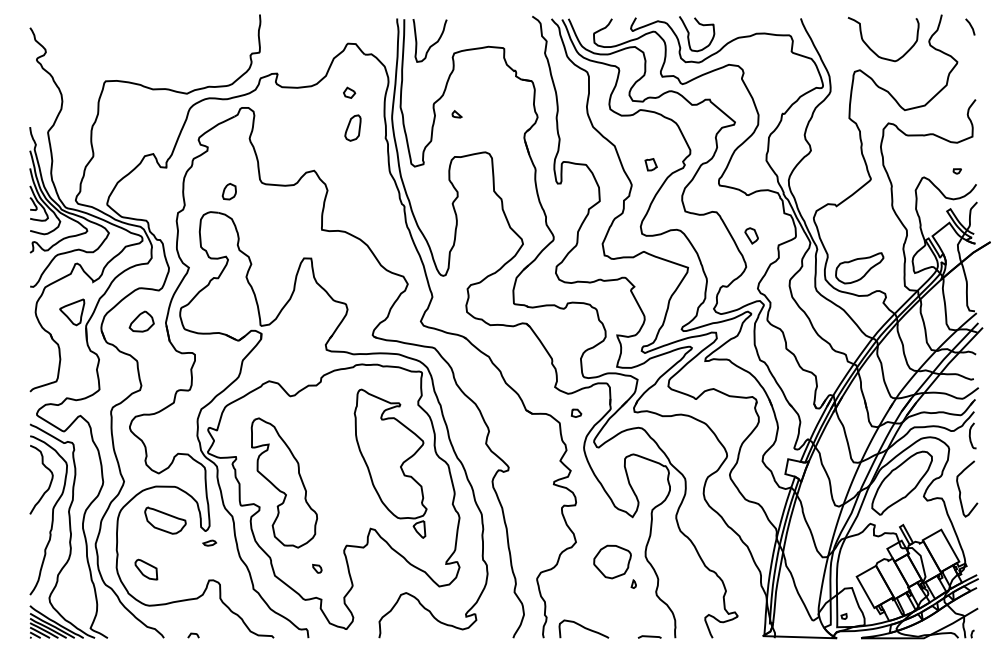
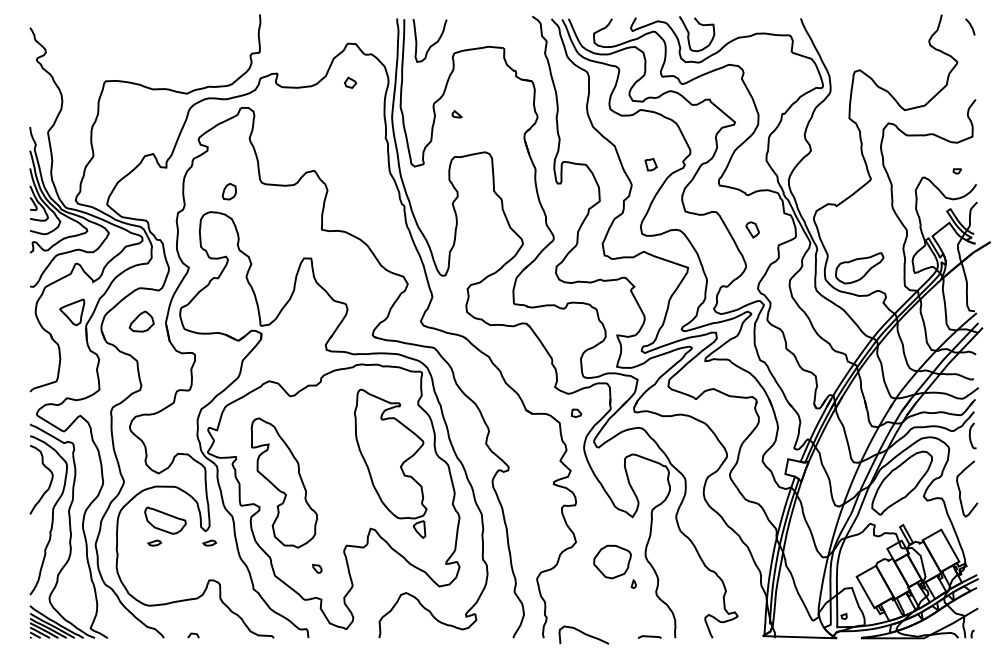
curve: present -> none (872, 49)
part position: (349, 92) -> (350, 82) (350, 82)
part: present -> none (352, 127)
part position: (751, 235) -> (752, 229) (752, 229)
part: none -> present (154, 542)
part: present -> none (146, 569)
curve position: (583, 628) -> (583, 634) (583, 634)
